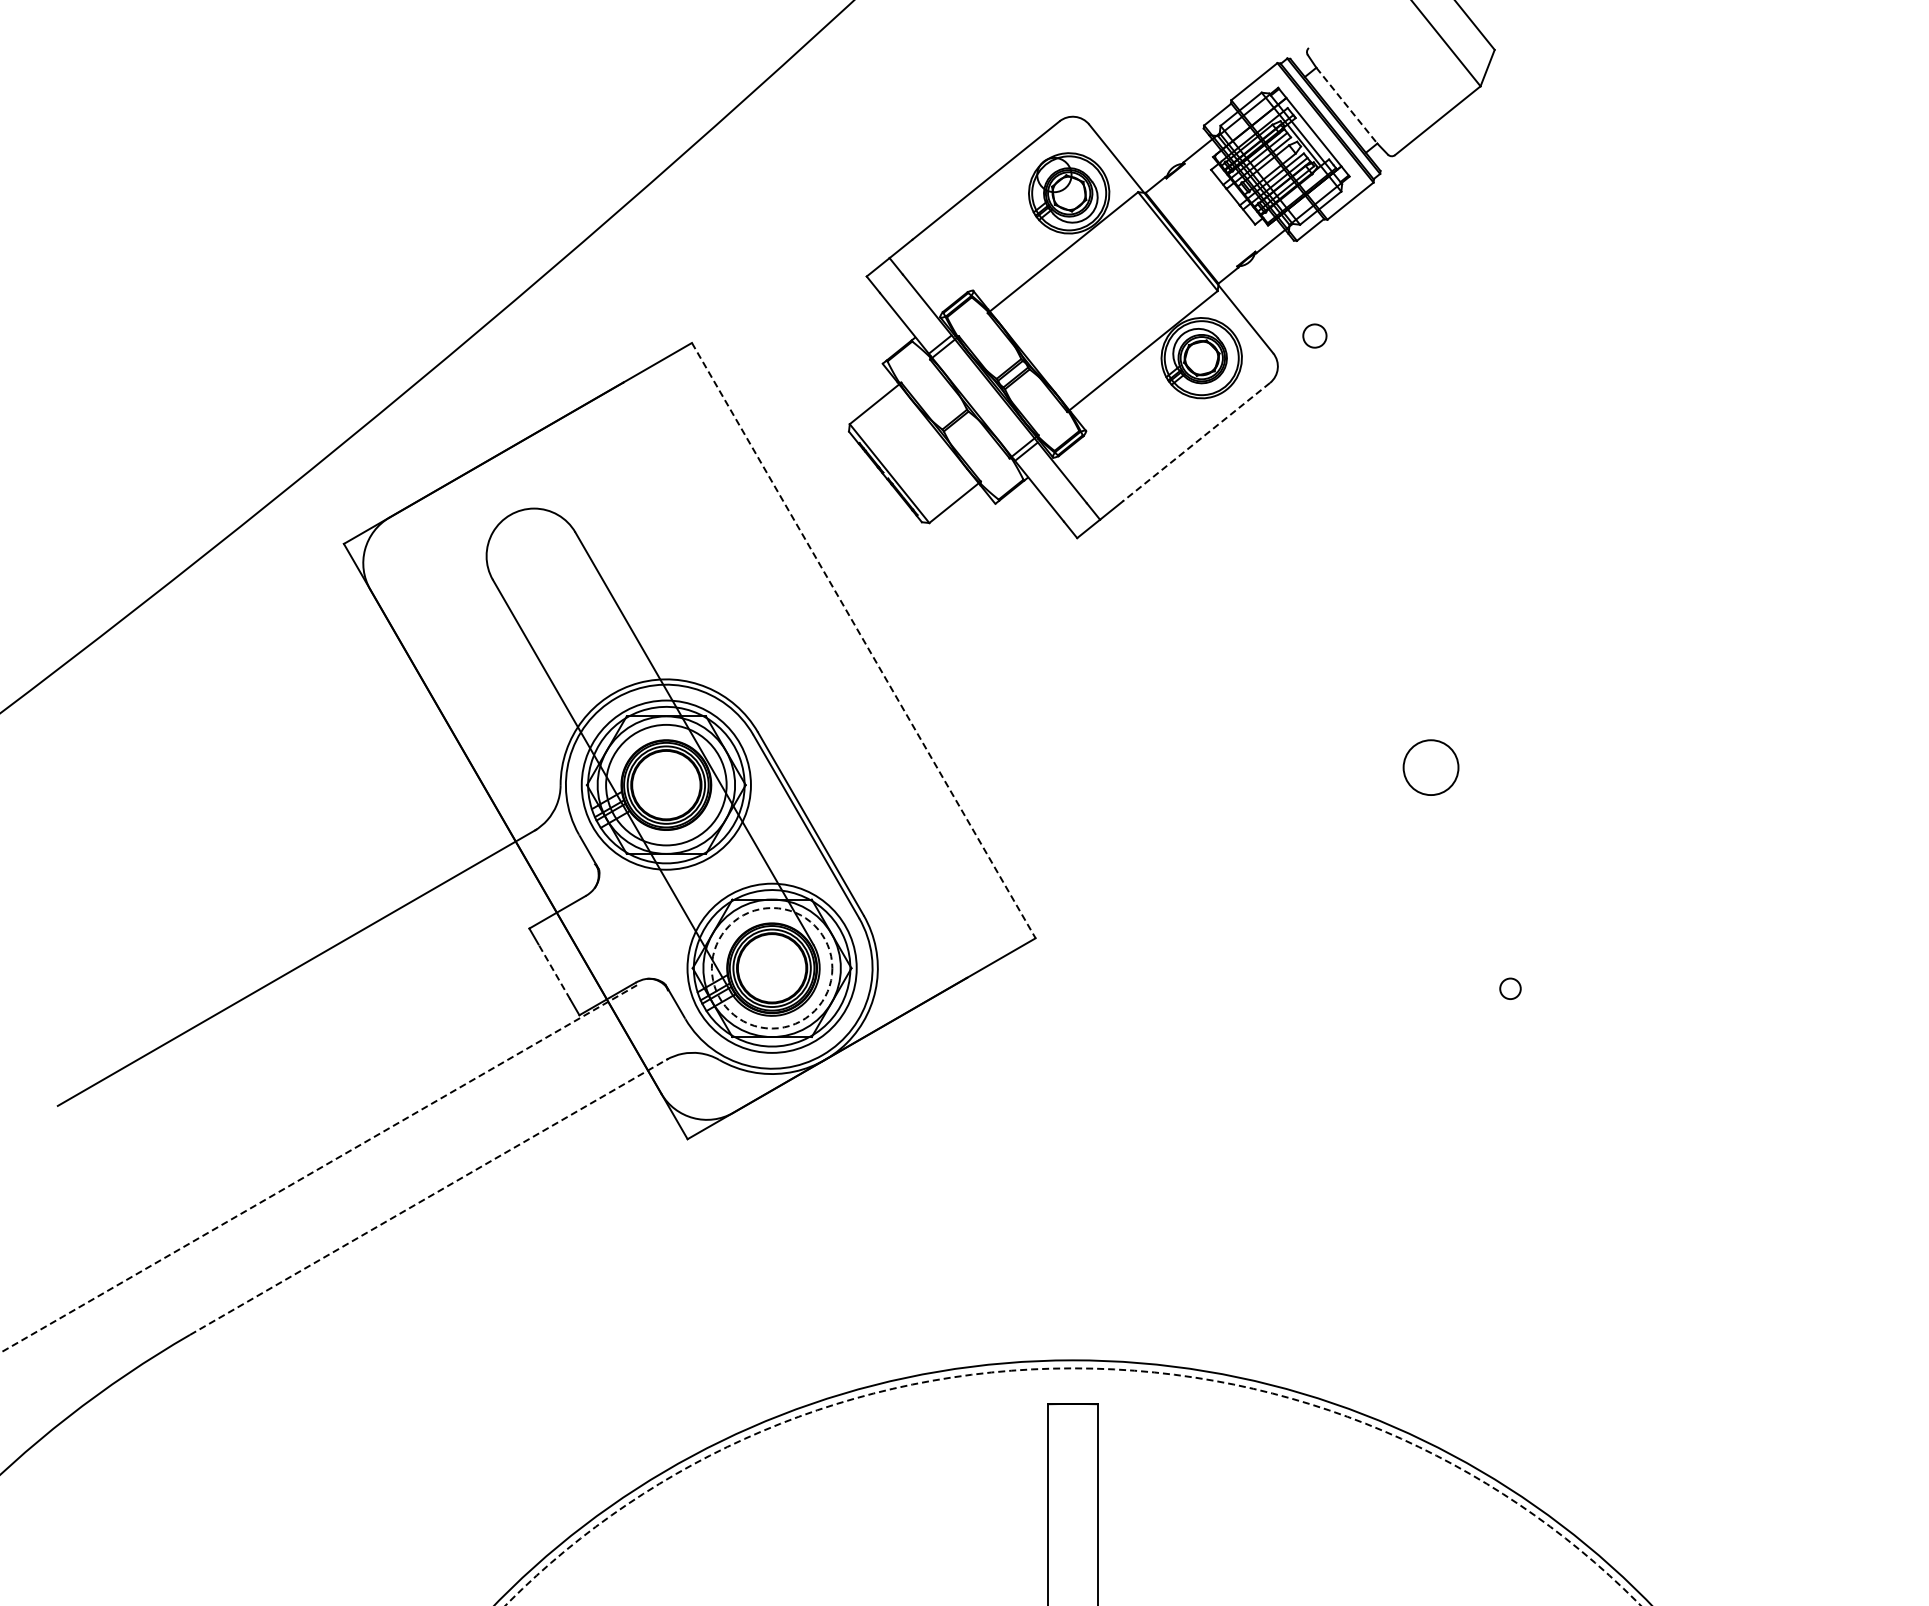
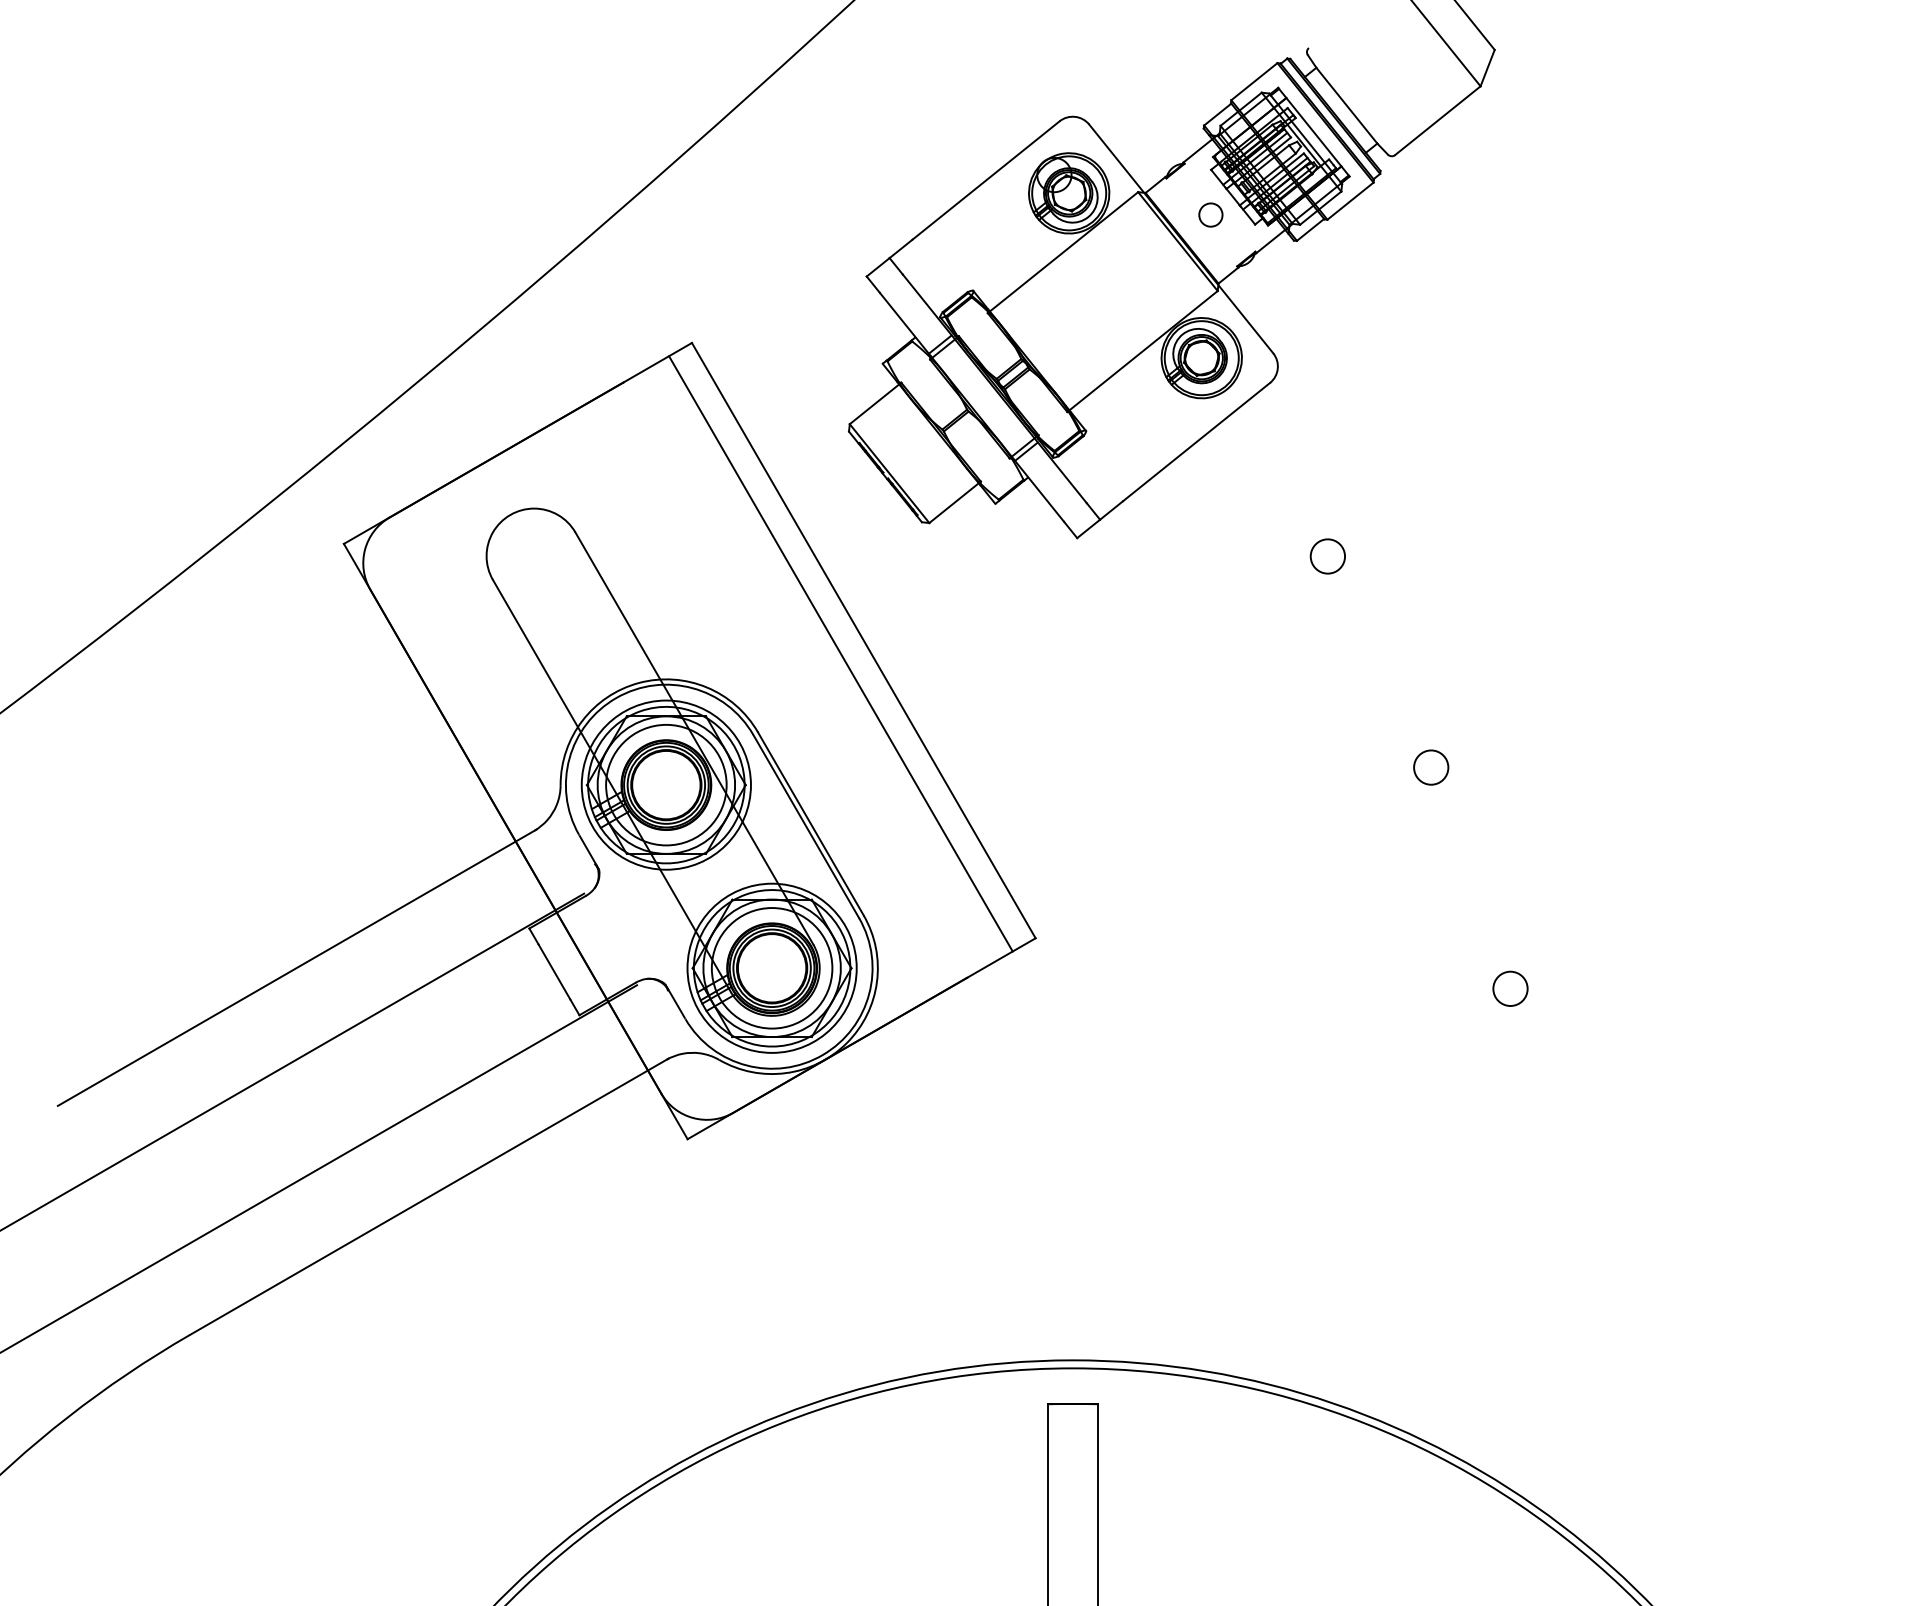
line: dashed -> solid (1346, 105)
part position: (1314, 335) -> (1210, 214) (1210, 214)
line: dashed -> solid (1196, 442)
circle: none -> present (1327, 556)
line: dashed -> solid (863, 640)
line: none -> present (840, 653)
circle size: 58x57 px -> 37x37 px (1431, 767)
circle: dashed -> solid (771, 968)
line: dashed -> solid (554, 971)
circle diameter: 21 px -> 34 px (1510, 988)
line: none -> present (293, 1061)
line: dashed -> solid (319, 1168)
line: dashed -> solid (429, 1196)
circle: dashed -> solid (1072, 1486)
